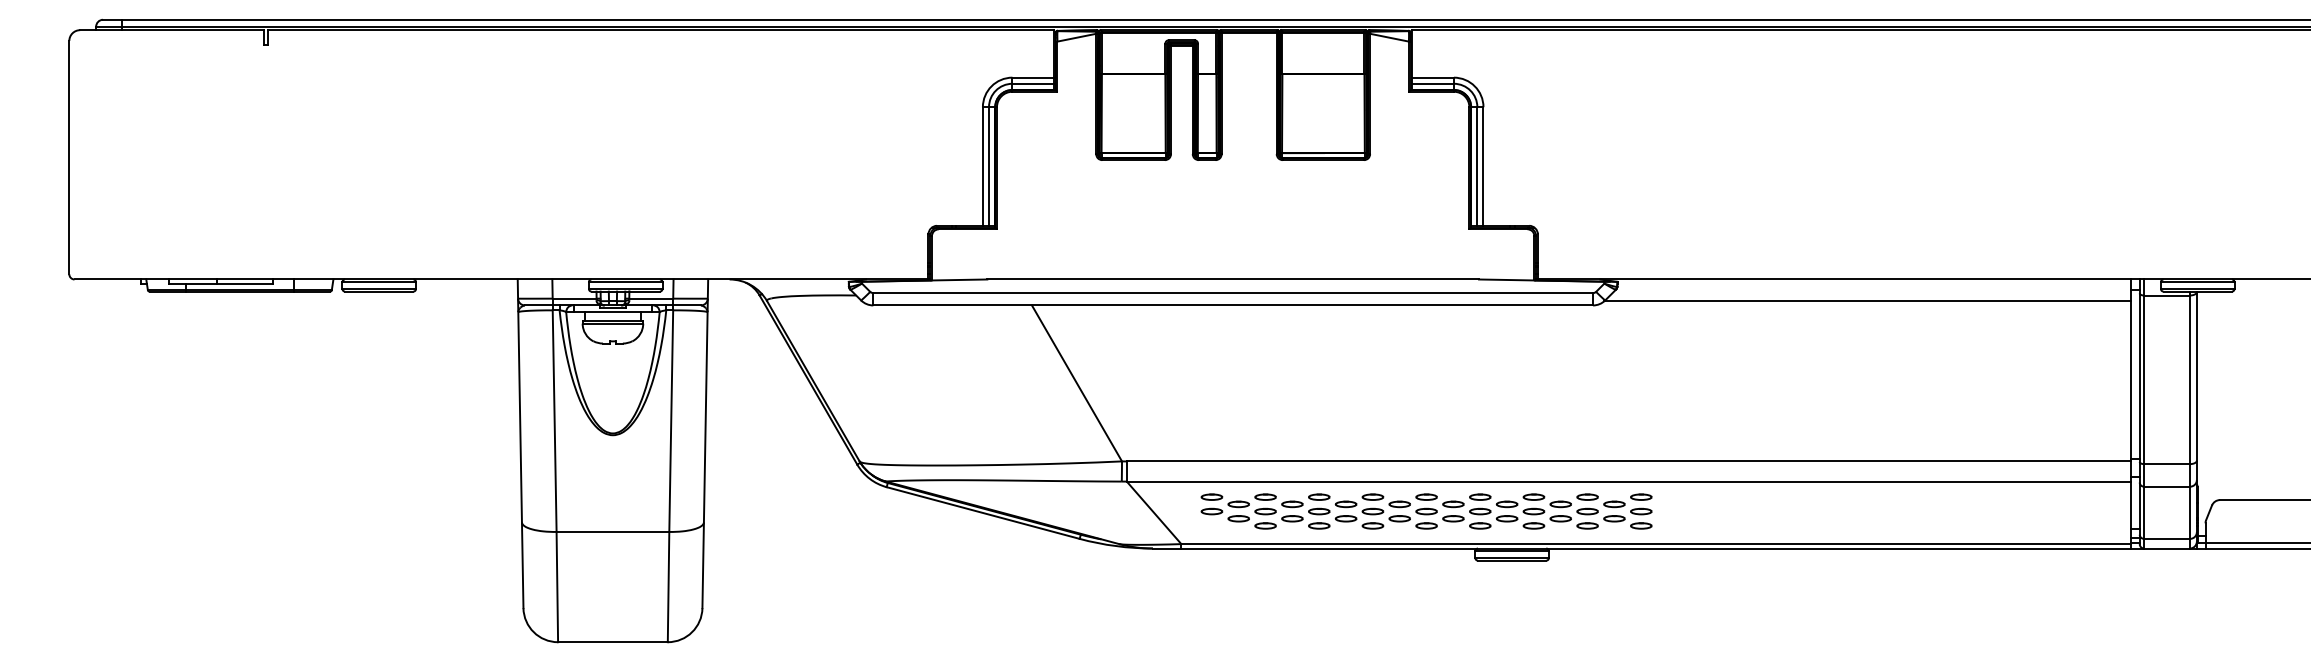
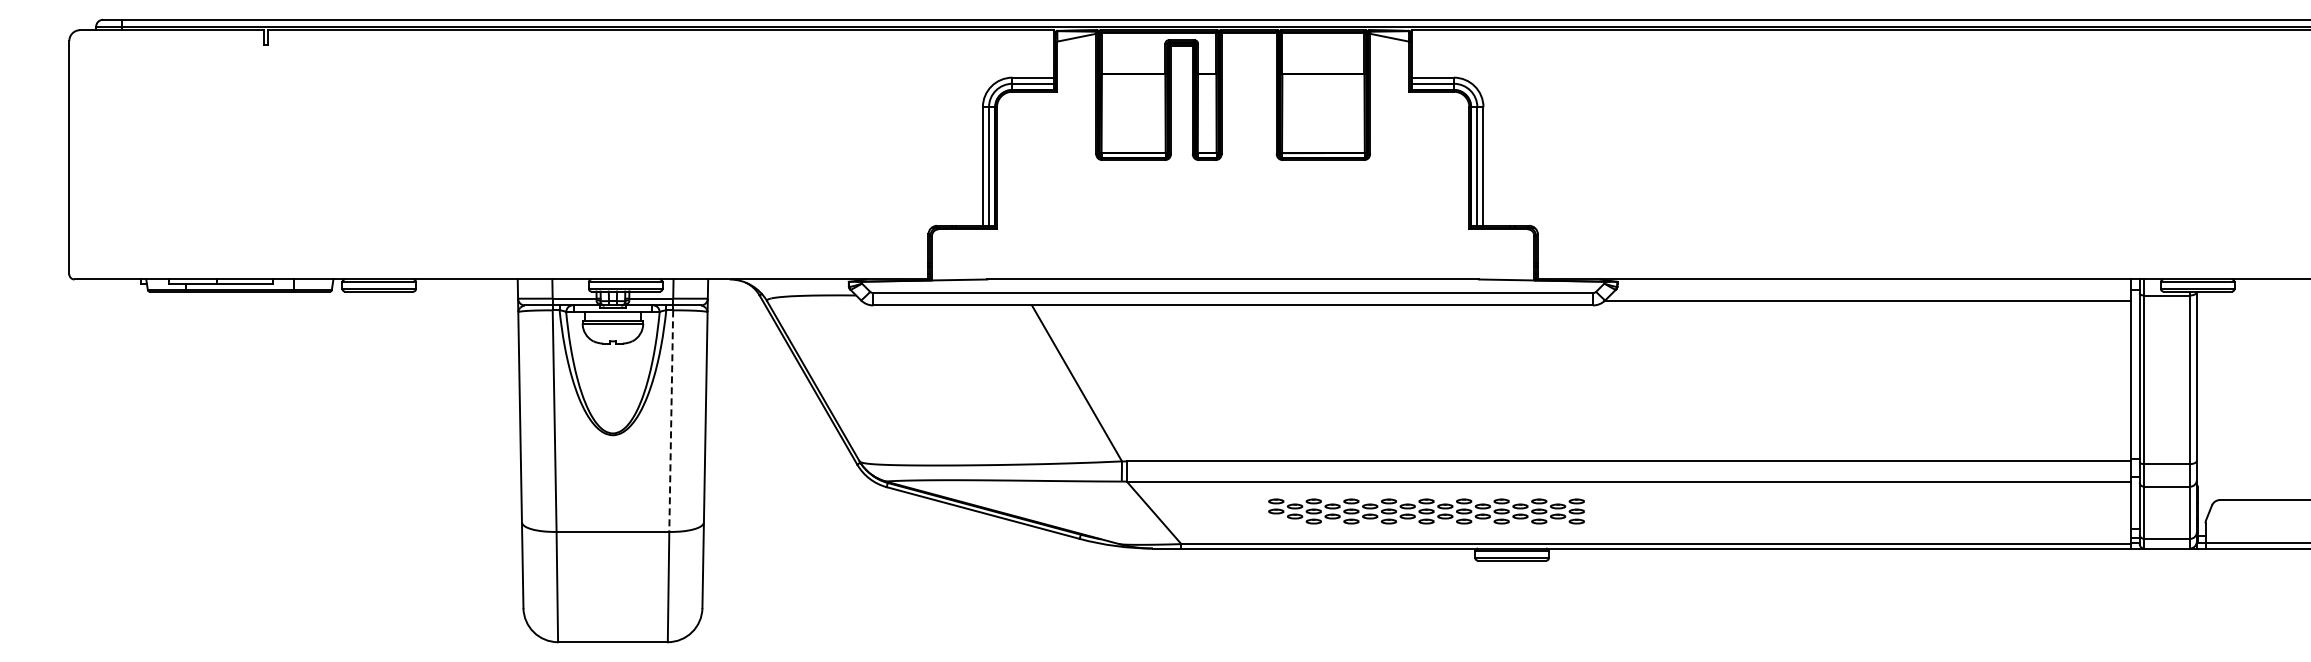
line: solid -> dashed (671, 421)
part size: 453x37 px -> 317x27 px (1426, 511)
